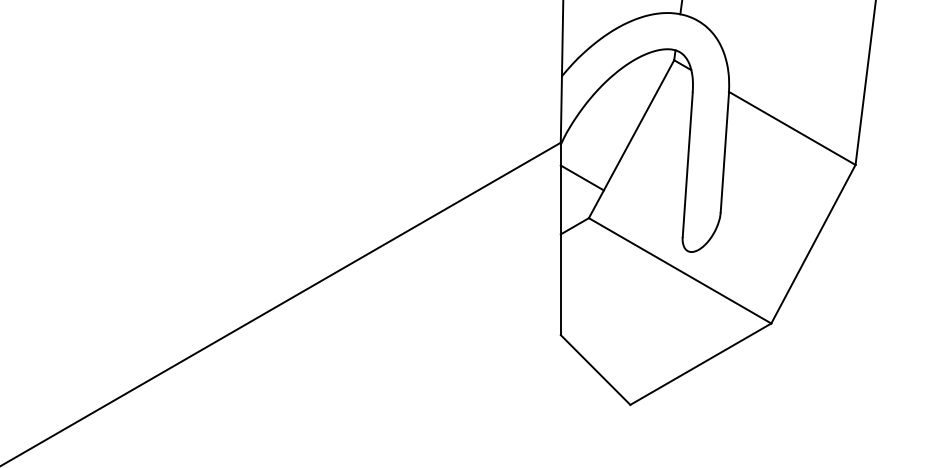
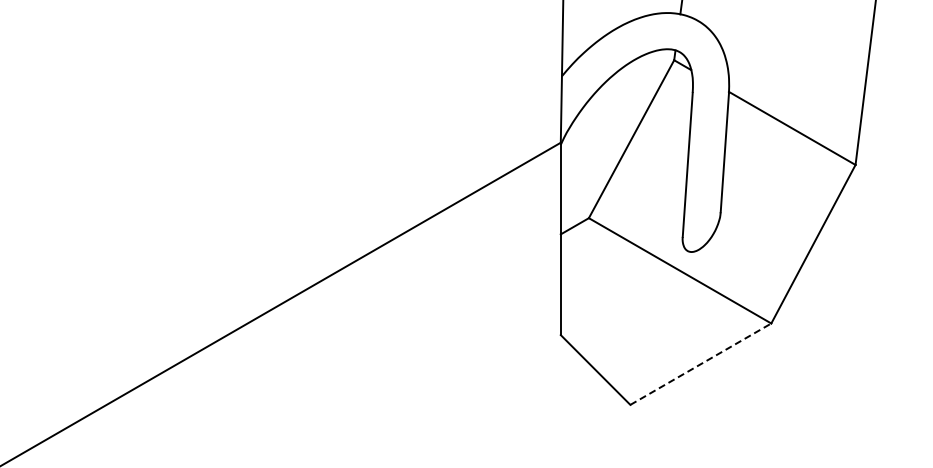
line: present -> none (581, 177)
line: solid -> dashed (701, 363)
